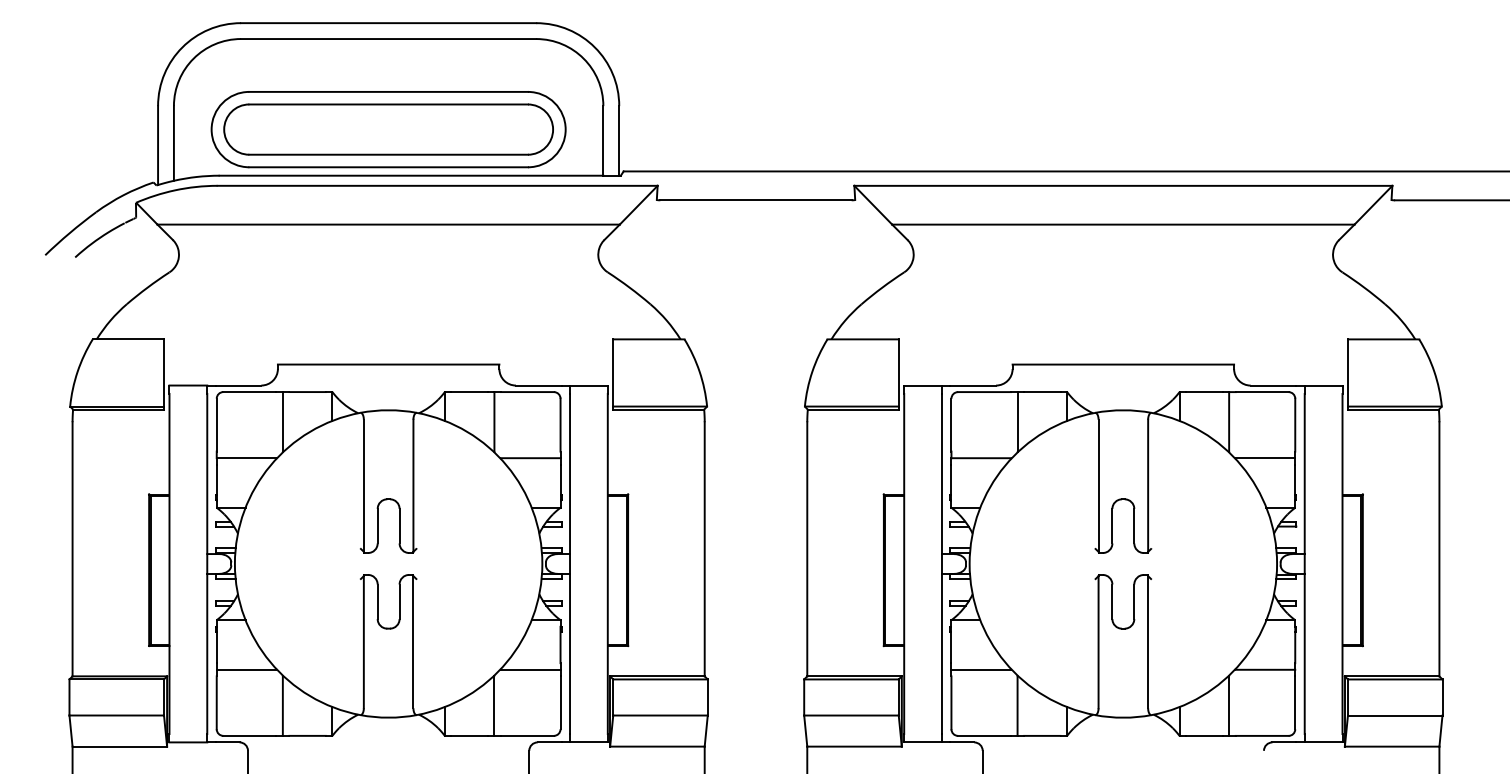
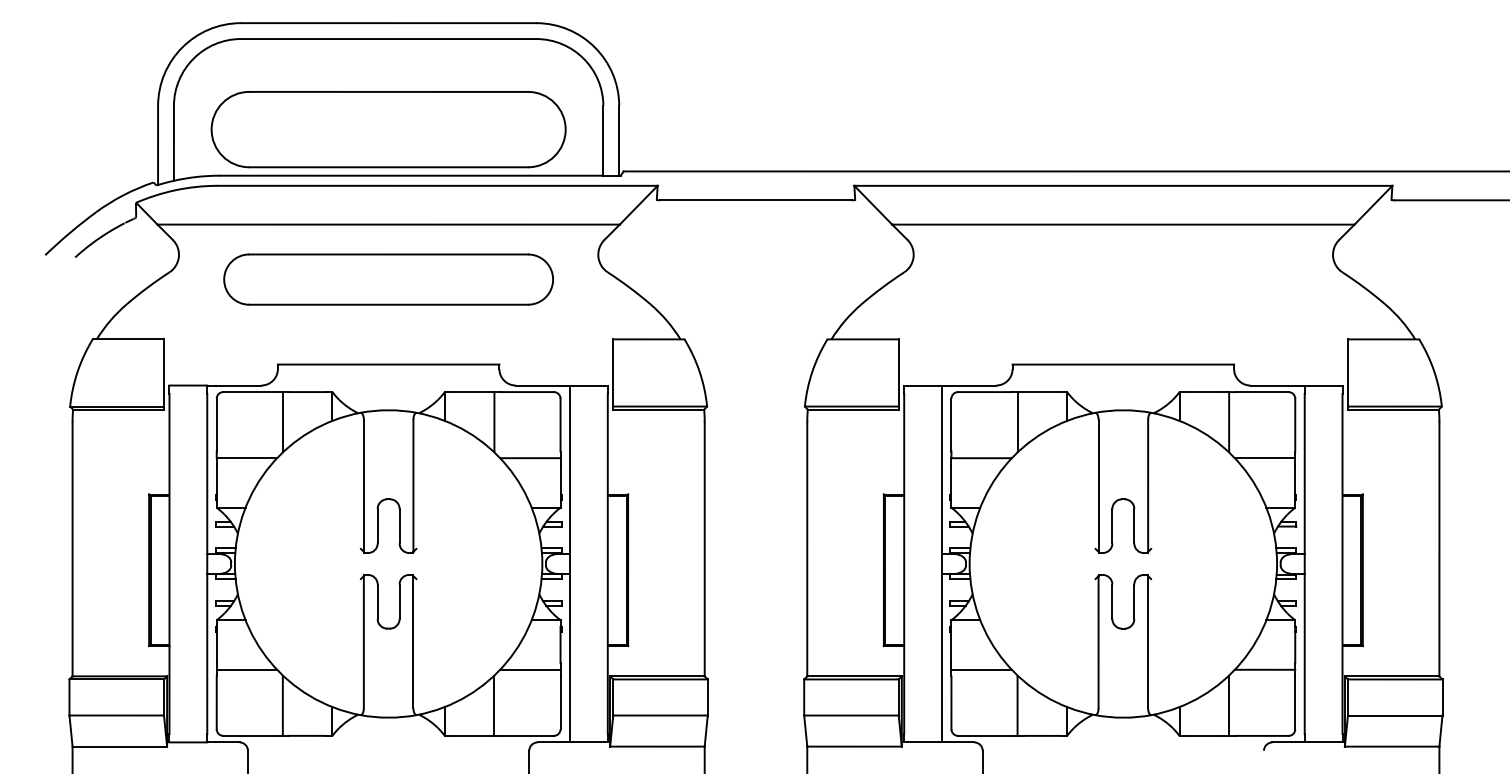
part position: (388, 129) -> (388, 279) (388, 279)
